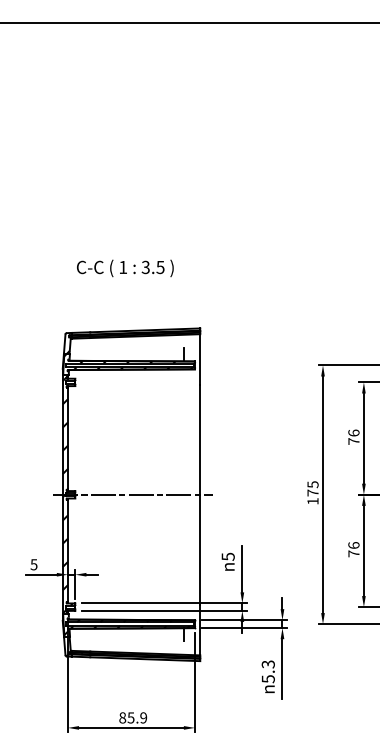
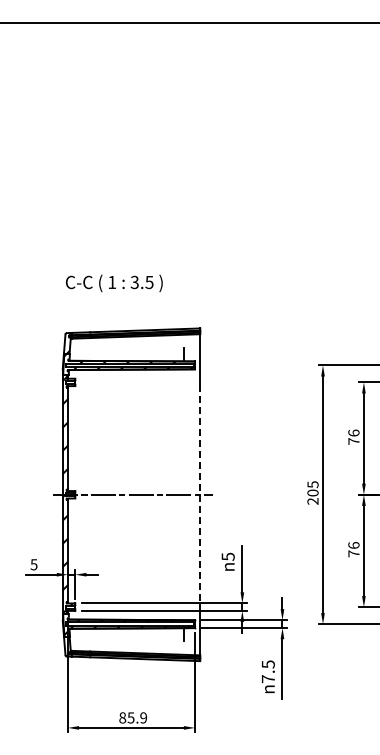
text position: (125, 268) -> (114, 283) (114, 283)
line: solid -> dashed (200, 495)
text: 175 -> 205 (312, 496)
text: 5.3 -> 7.5 (267, 671)
